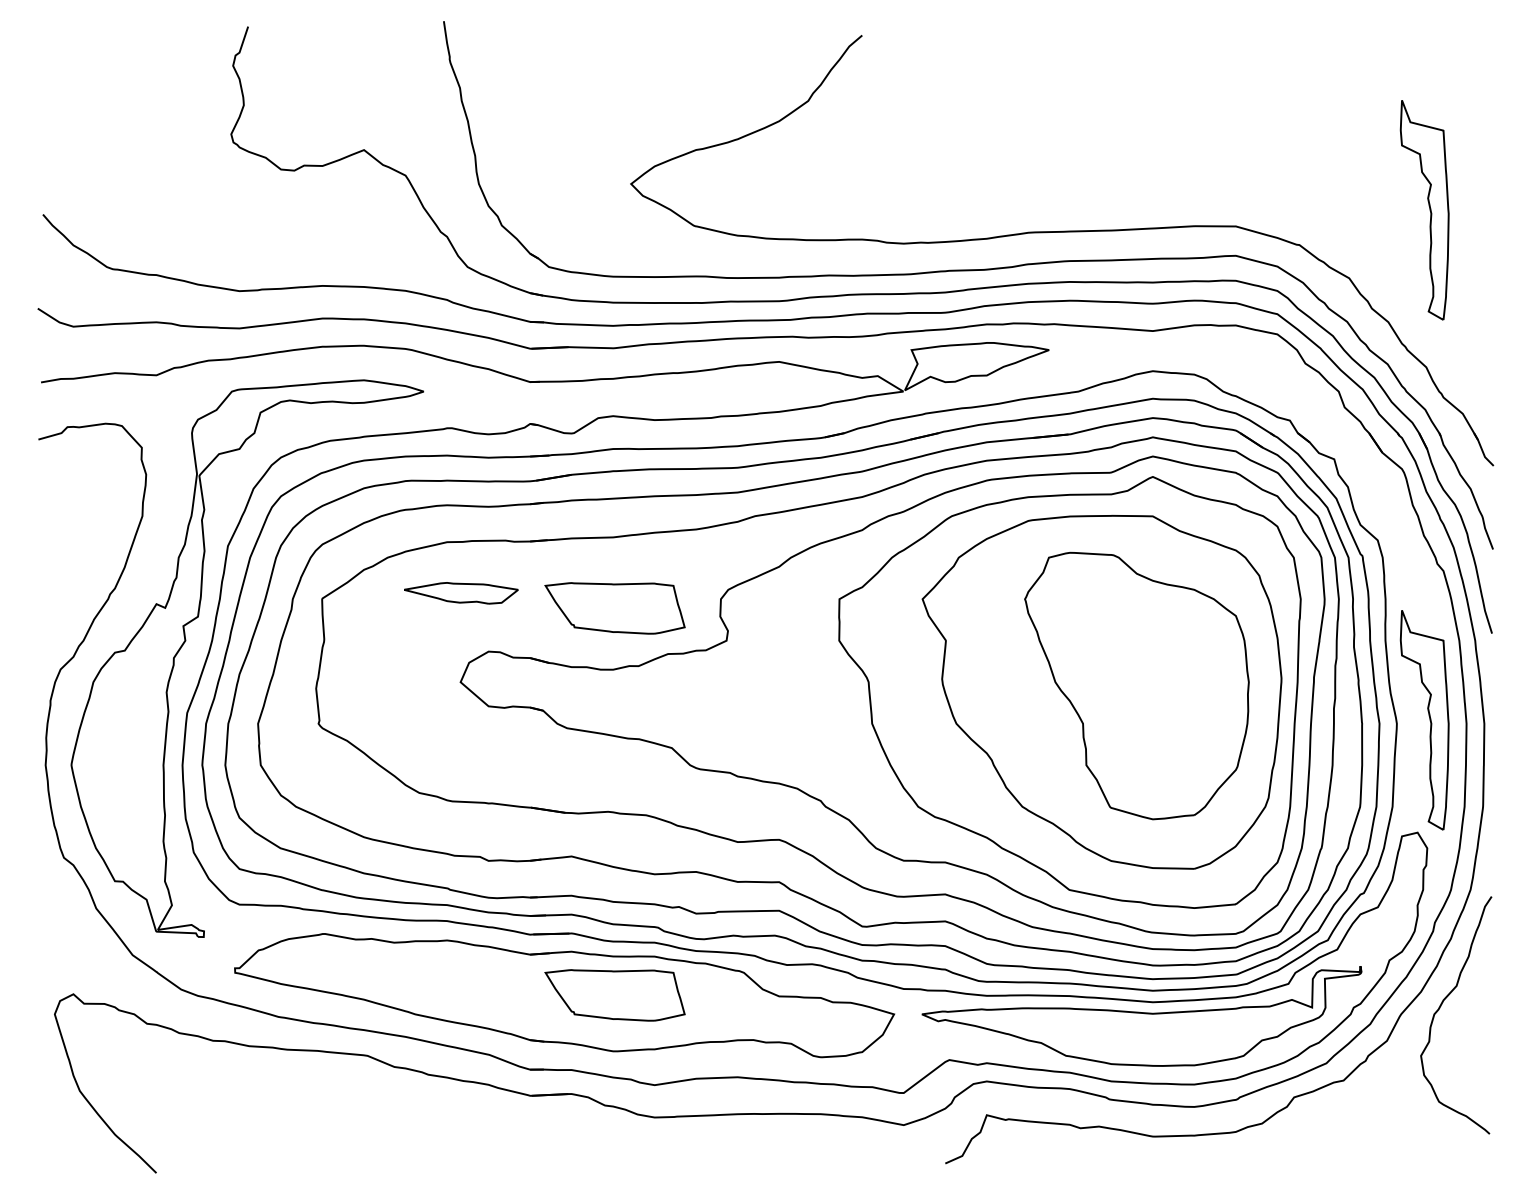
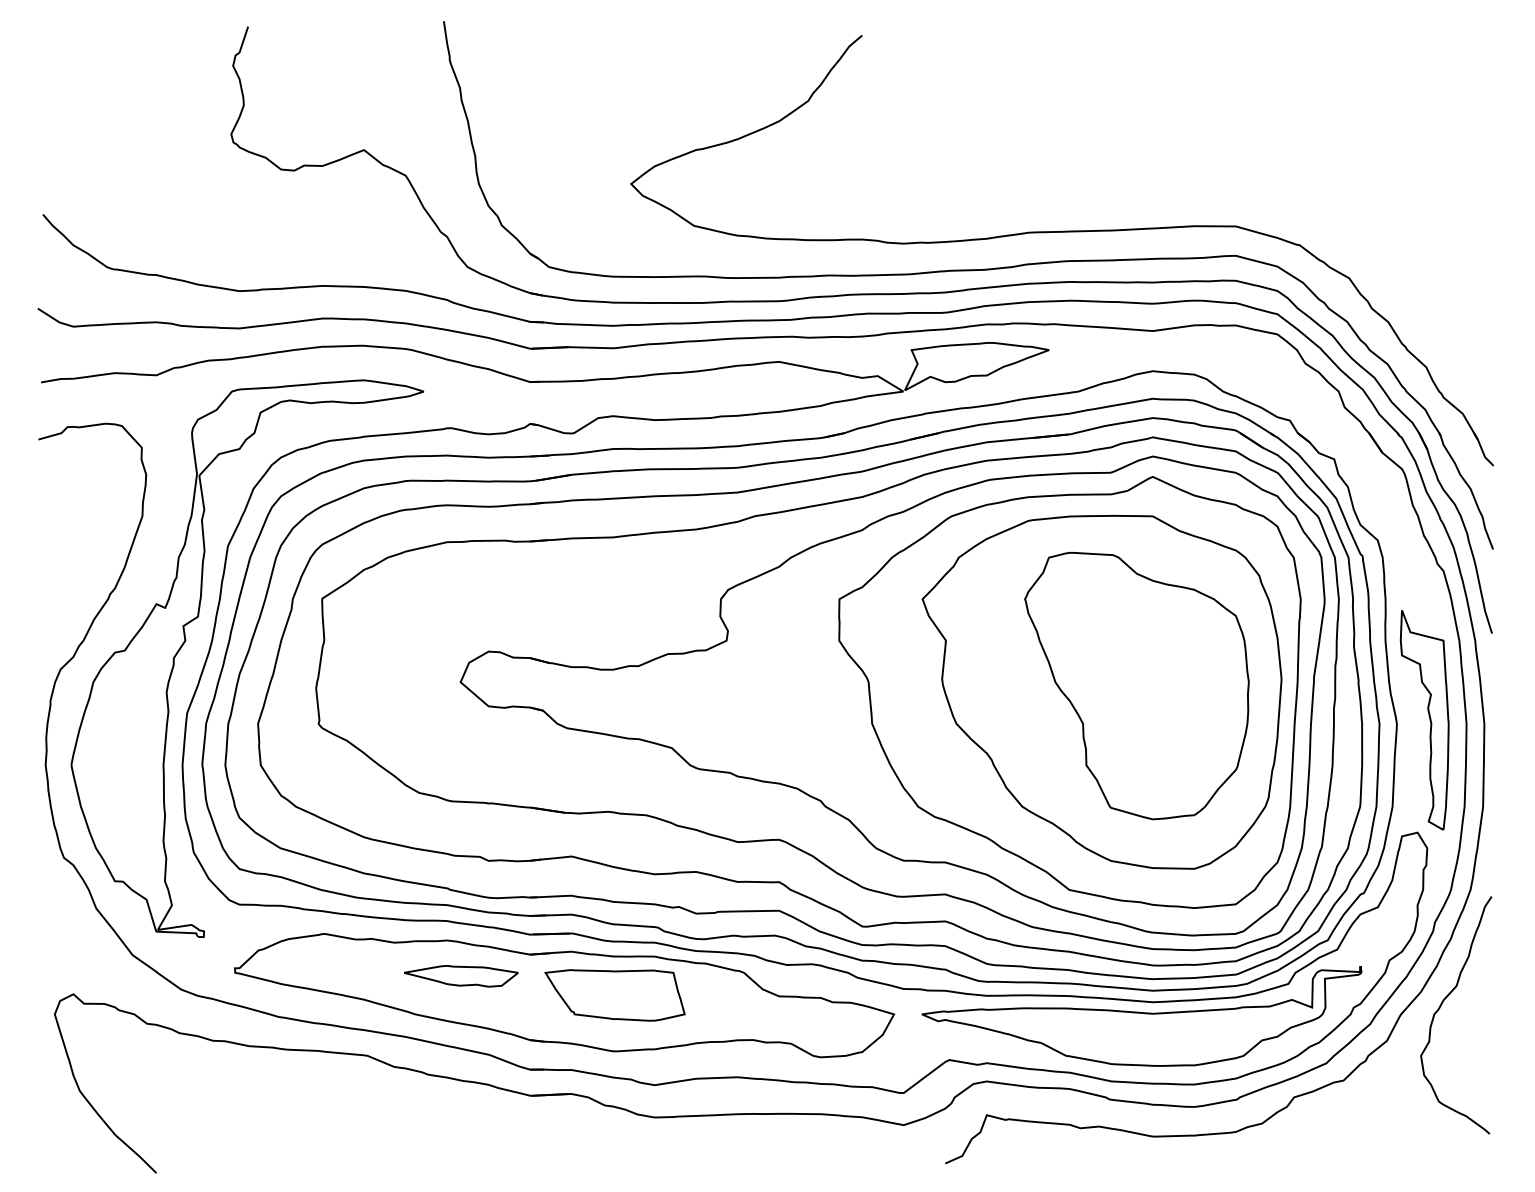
part: present -> none (1424, 210)
part position: (461, 593) -> (461, 976) (461, 976)
part: present -> none (614, 608)
